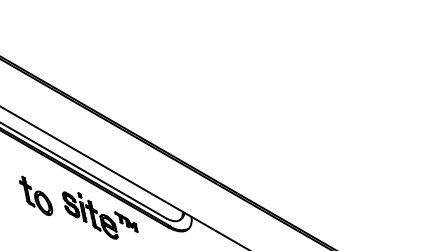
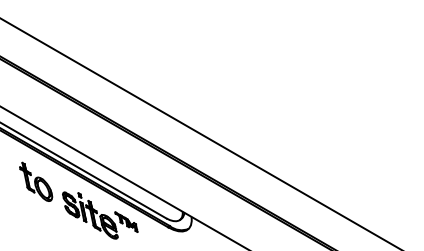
line: none -> present (200, 133)
part position: (36, 195) -> (36, 181) (36, 181)
